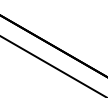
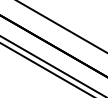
line: none -> present (61, 26)
line: none -> present (45, 69)
